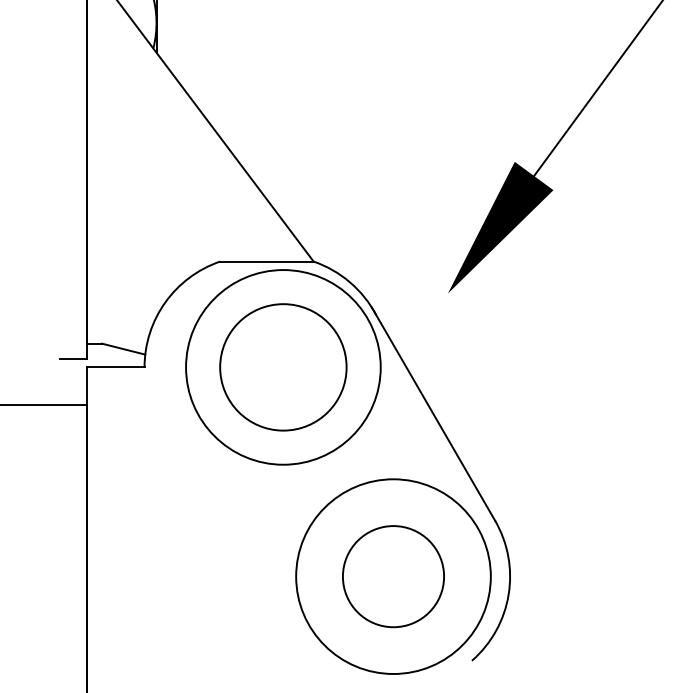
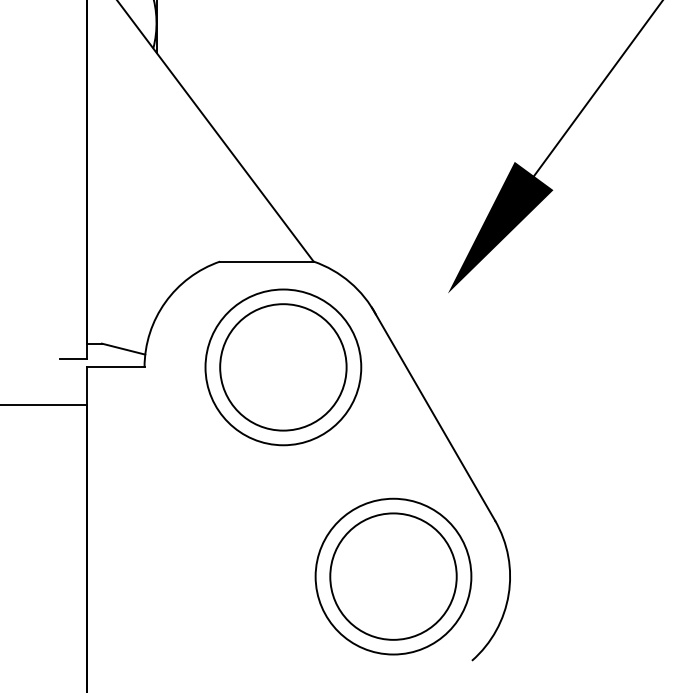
circle diameter: 195 px -> 156 px (283, 367)
circle diameter: 101 px -> 126 px (393, 576)
circle diameter: 195 px -> 156 px (393, 576)
